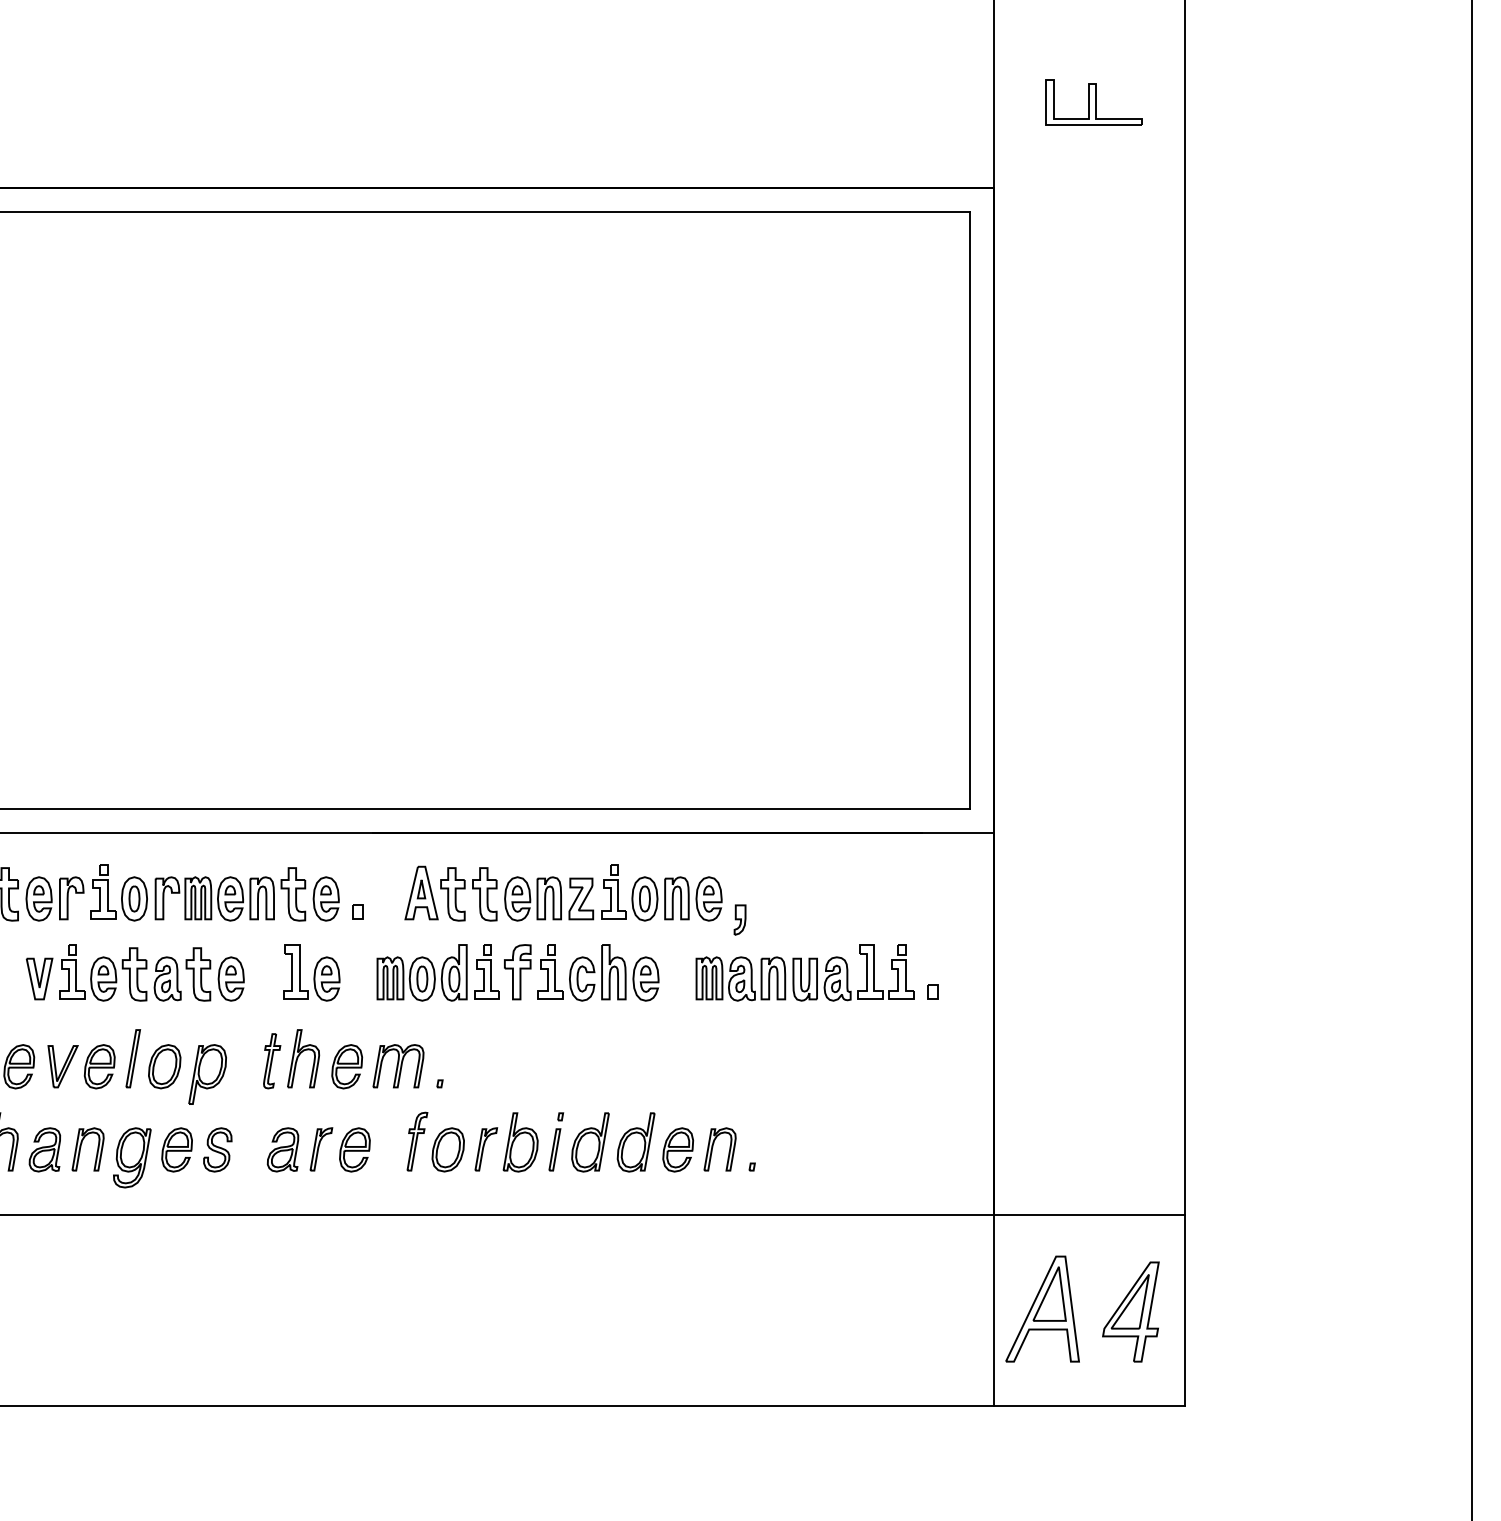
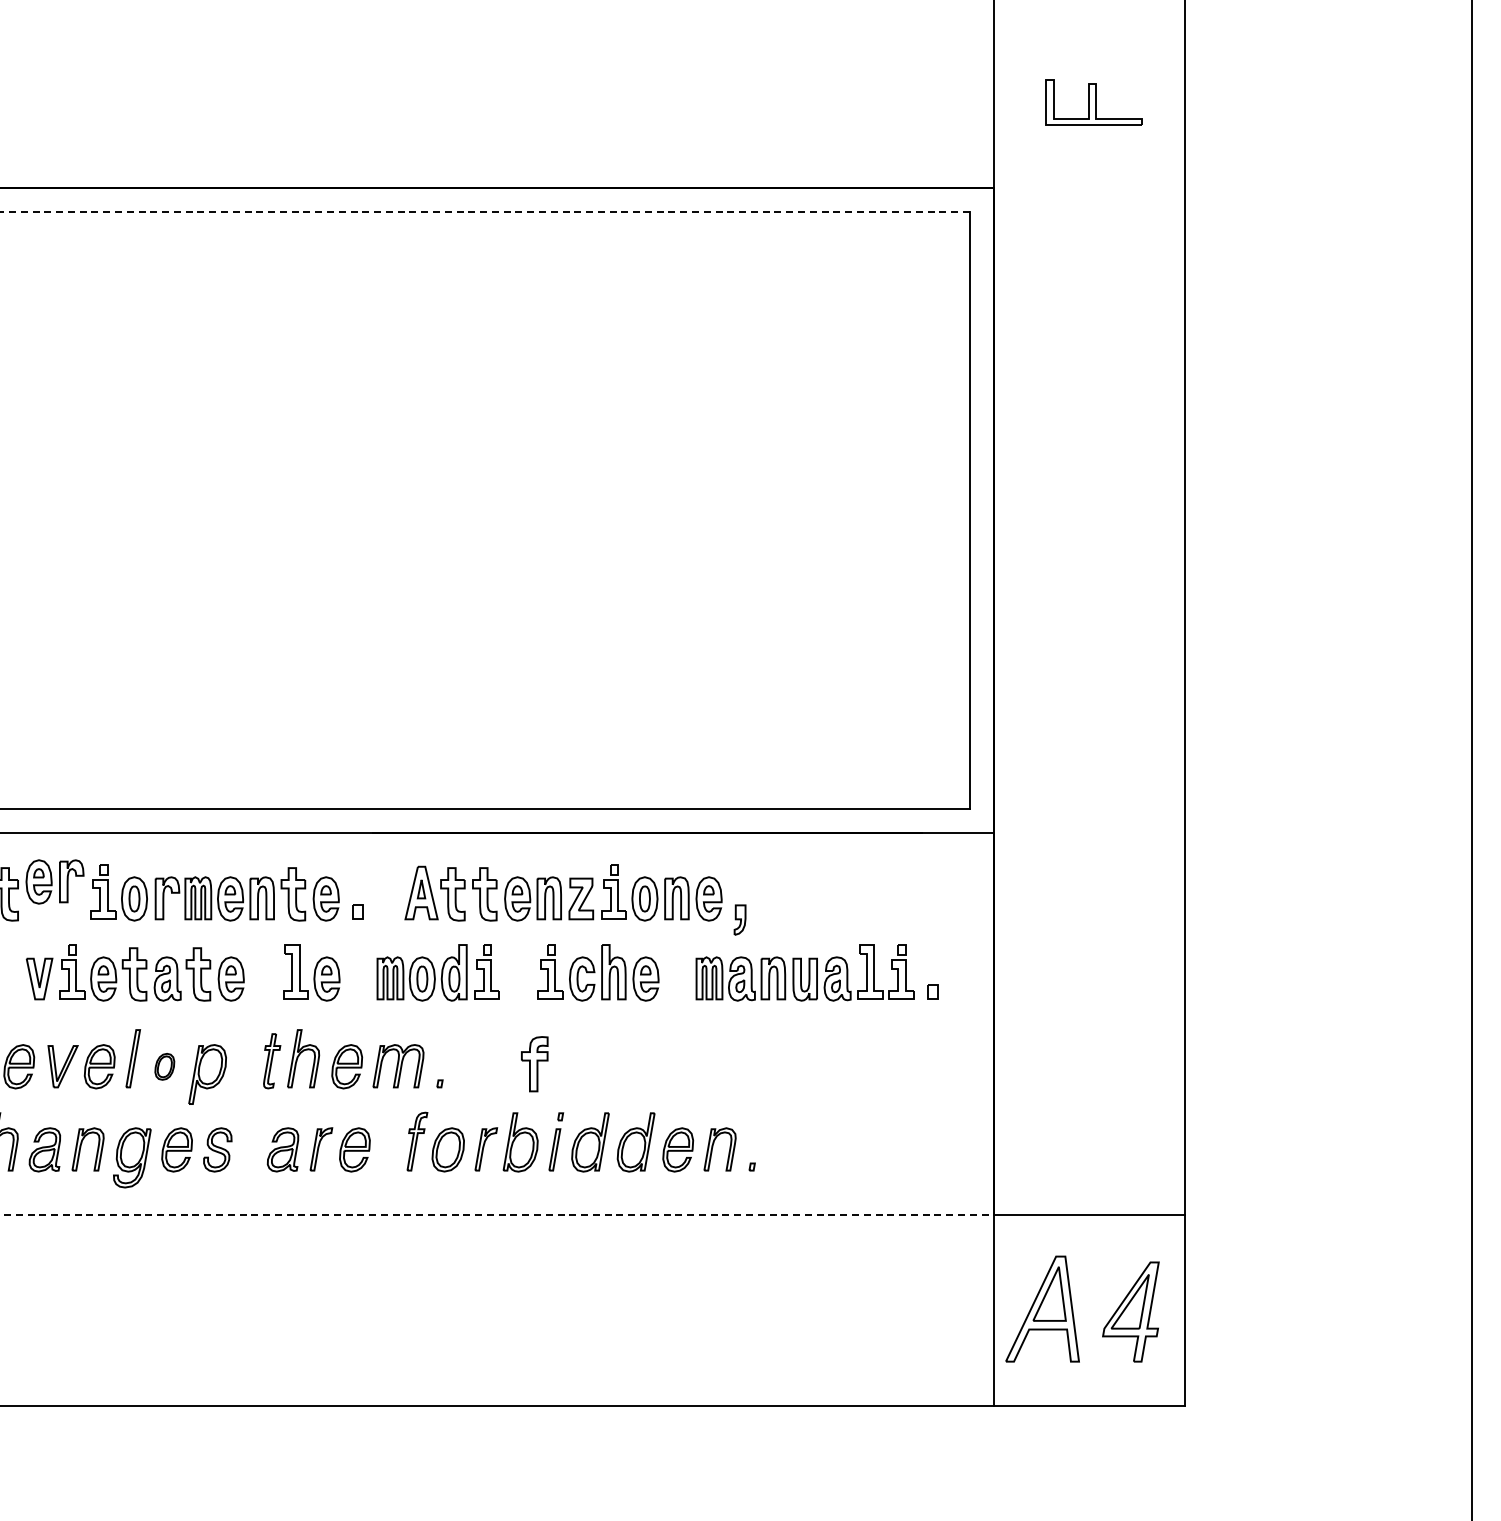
line: solid -> dashed (485, 212)
part position: (54, 898) -> (54, 881) (54, 881)
part position: (517, 972) -> (534, 1064) (534, 1064)
part size: 34x46 px -> 22x28 px (164, 1066)
line: solid -> dashed (498, 1215)
